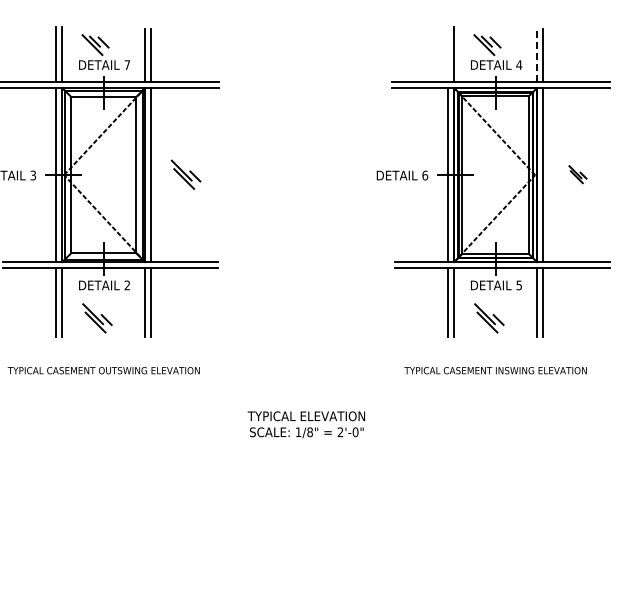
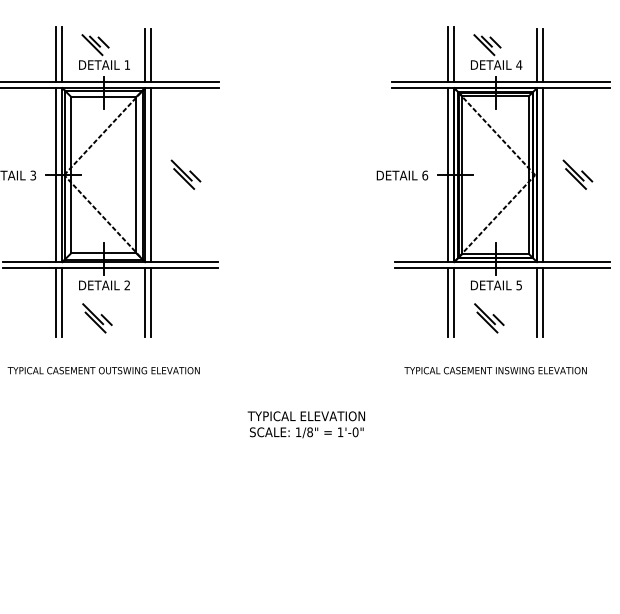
line: none -> present (448, 54)
line: dashed -> solid (537, 55)
text: 7 -> 1 (127, 64)
part size: 20x20 px -> 32x31 px (577, 174)
text: 2'-0" -> 1'-0" (340, 431)
